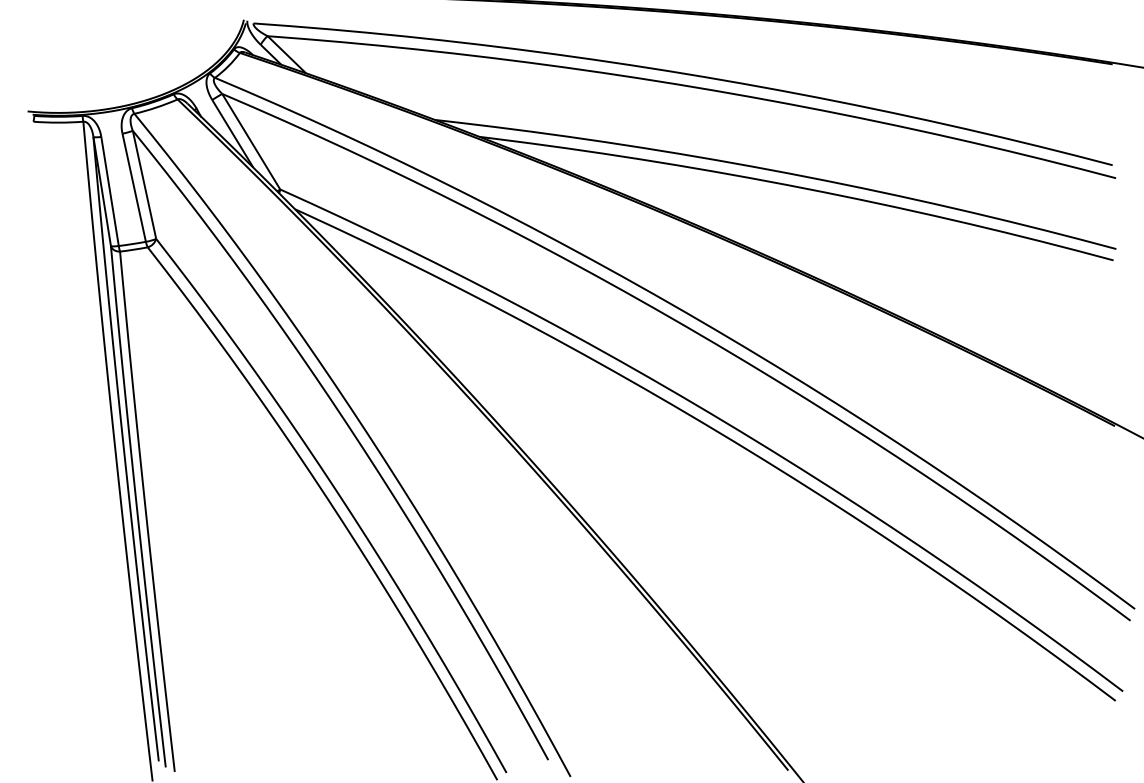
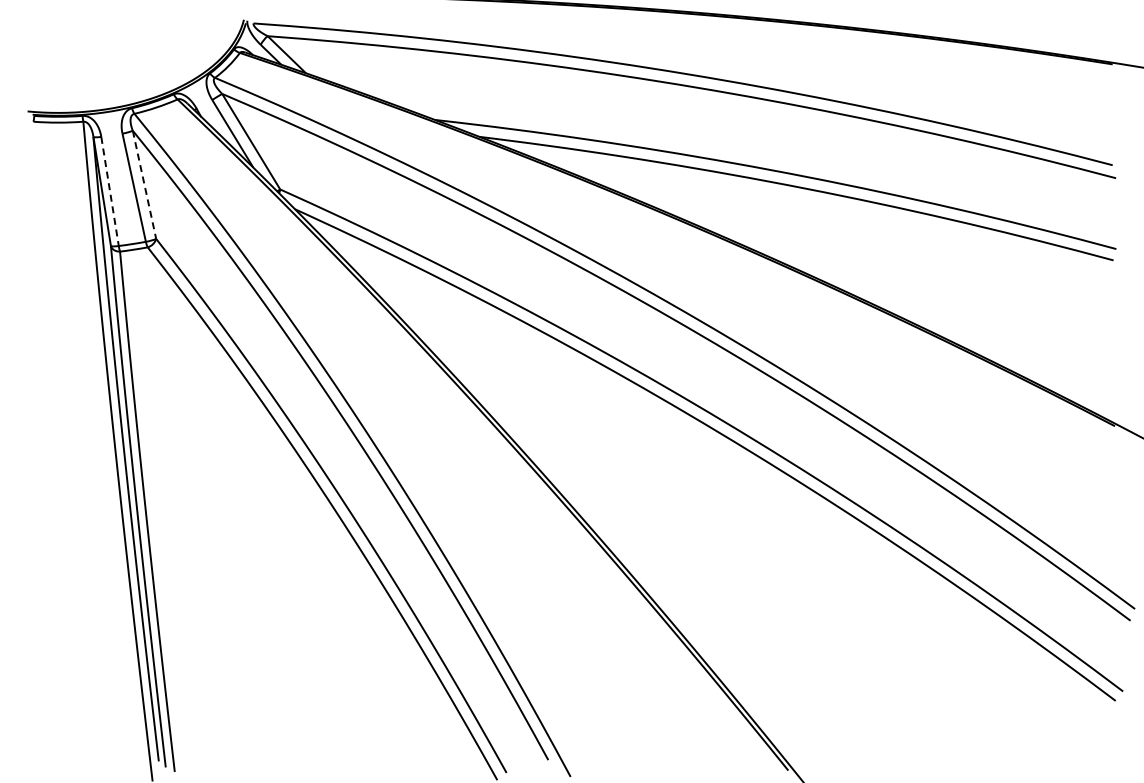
line: solid -> dashed (144, 183)
line: solid -> dashed (110, 191)
